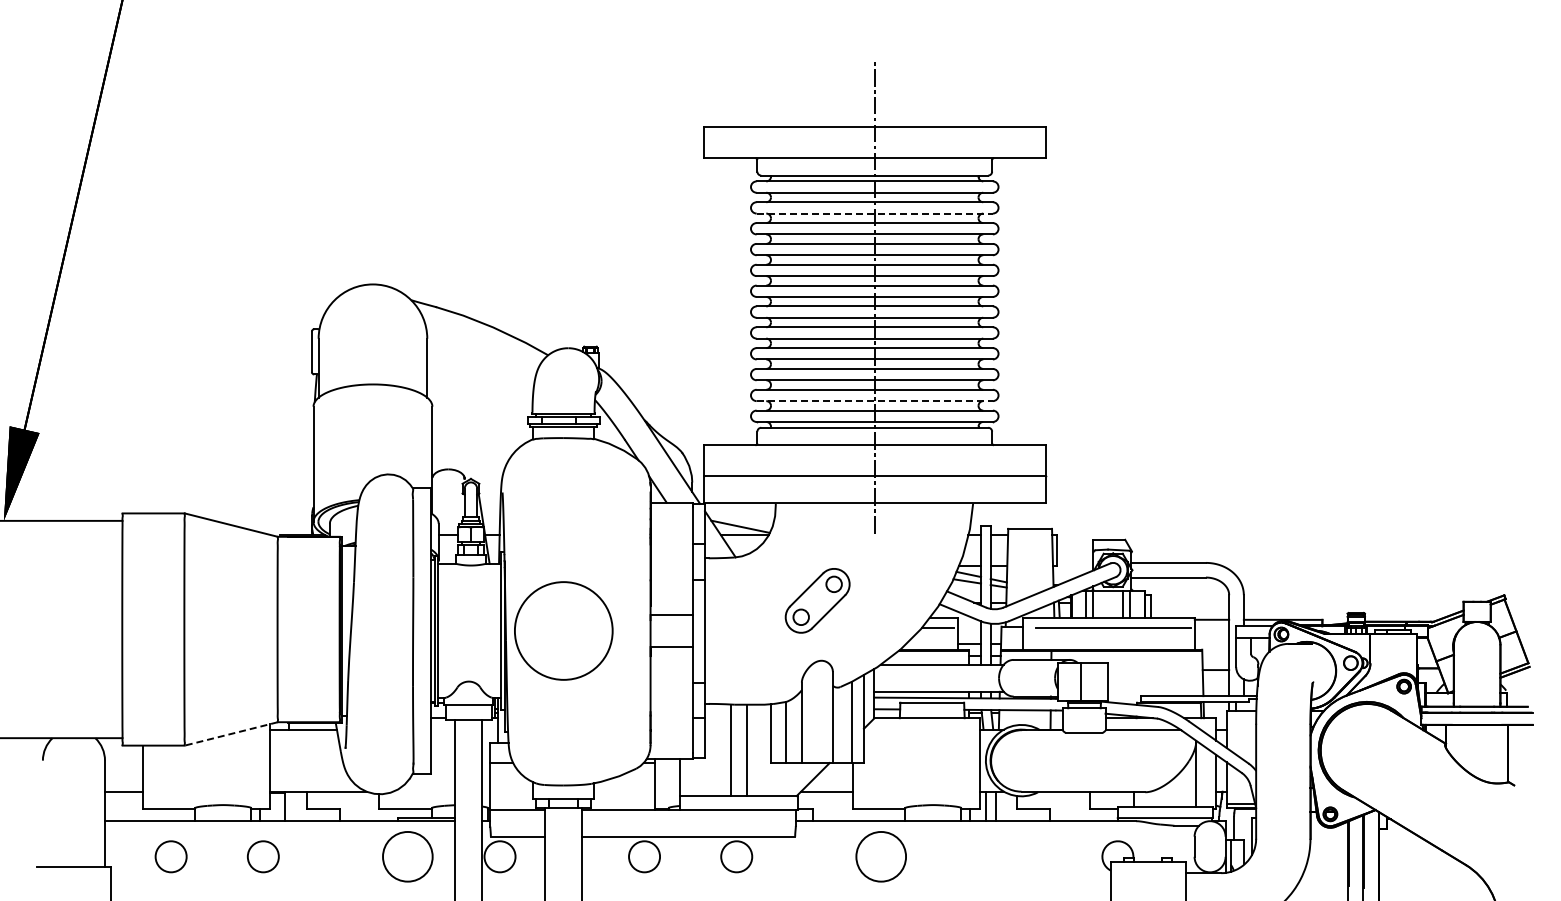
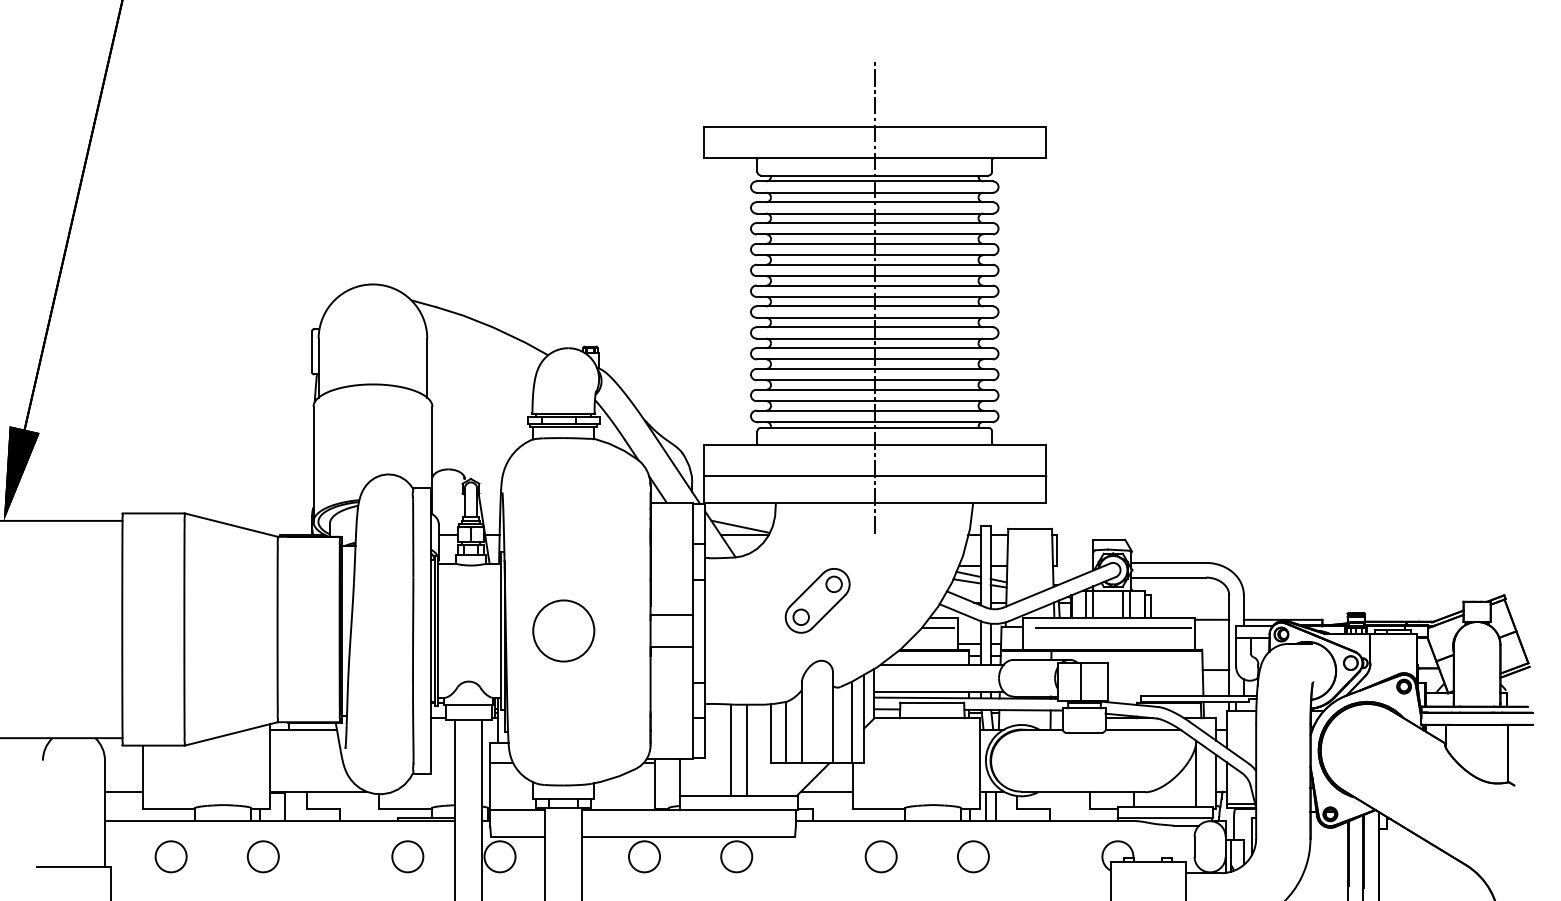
line: dashed -> solid (875, 213)
line: dashed -> solid (875, 401)
circle diameter: 98 px -> 61 px (563, 630)
line: dashed -> solid (230, 734)
circle diameter: 50 px -> 31 px (407, 856)
circle diameter: 50 px -> 31 px (880, 856)
circle: none -> present (973, 856)
